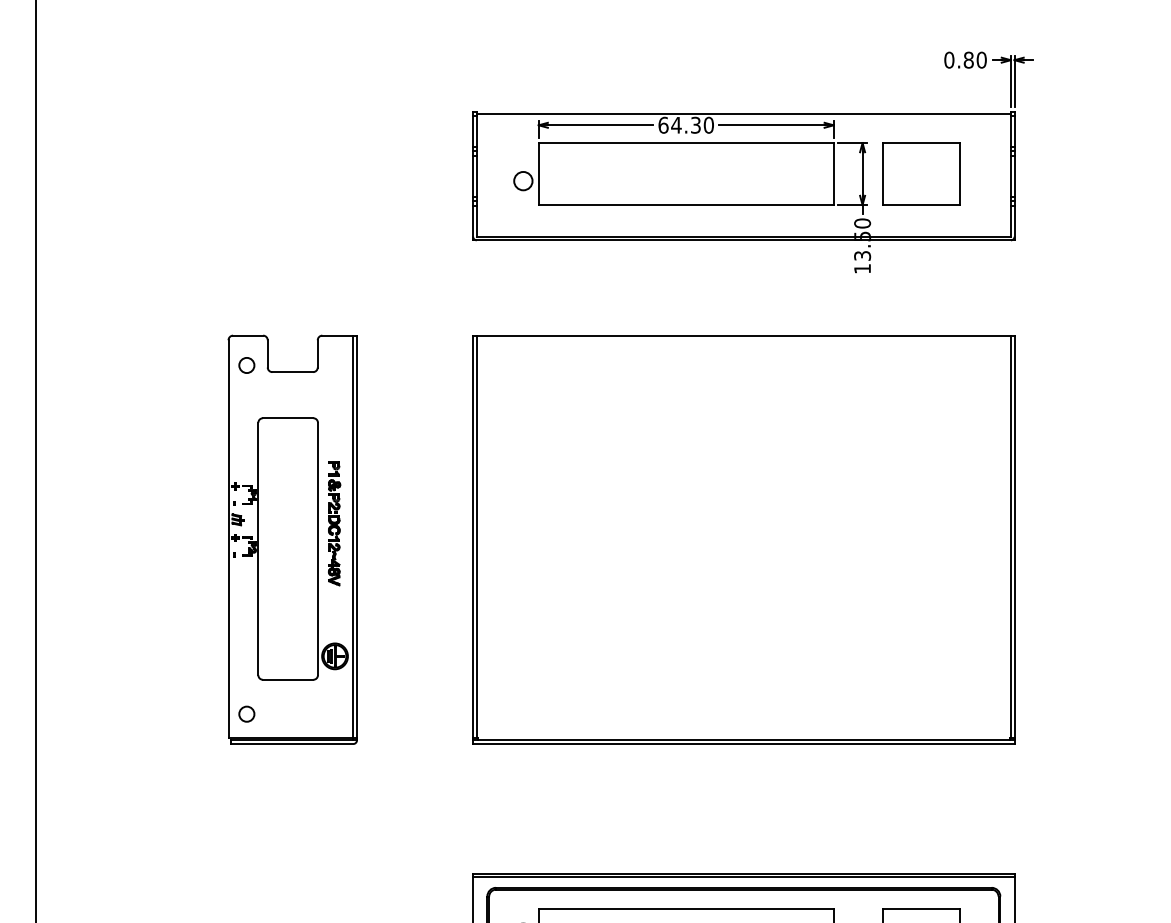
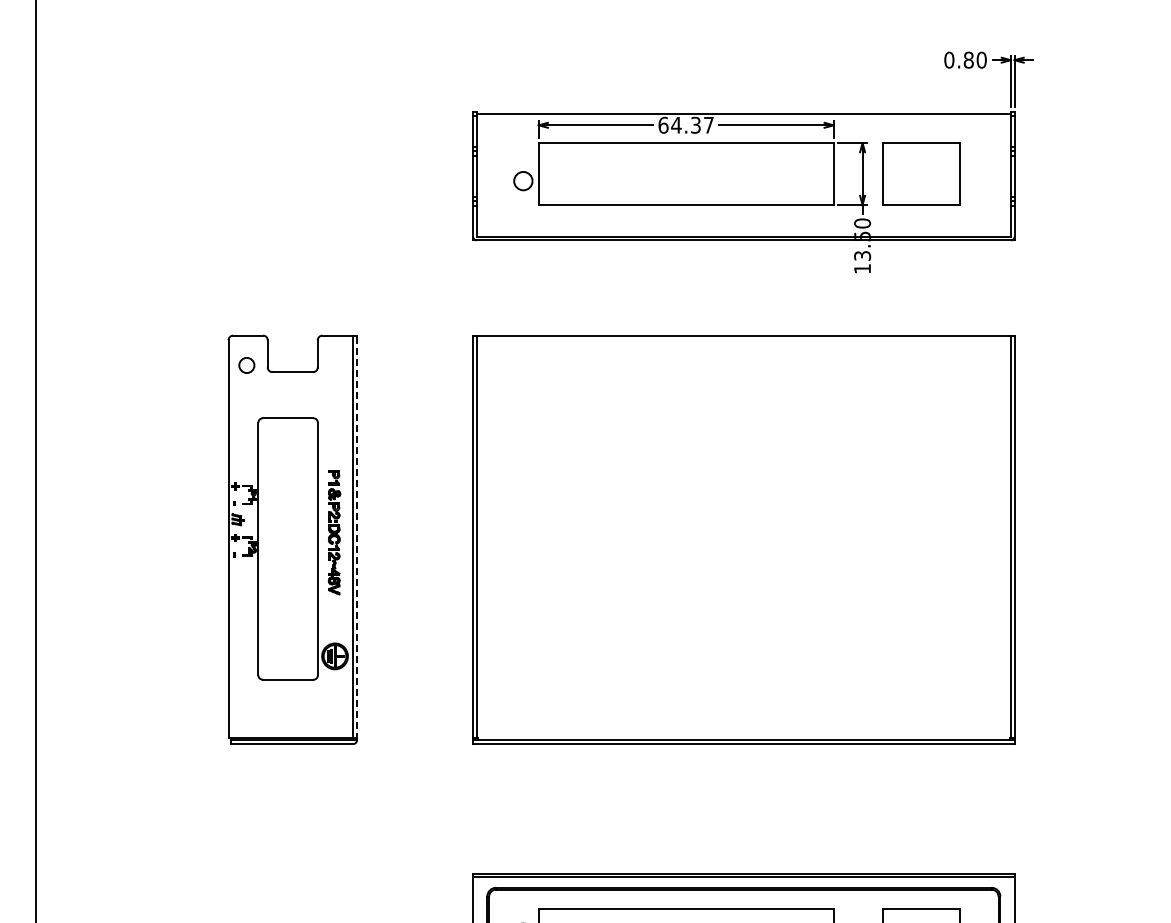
text: 64.30 -> 64.37 (708, 124)
part position: (334, 523) -> (334, 532) (334, 532)
line: solid -> dashed (357, 537)
circle: present -> none (246, 713)
